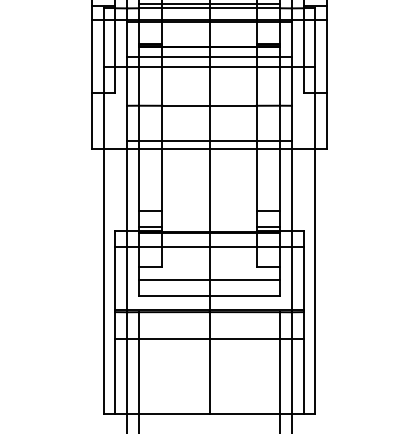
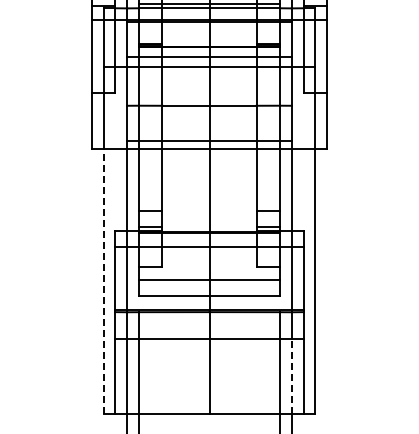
line: solid -> dashed (103, 280)
line: solid -> dashed (291, 375)
